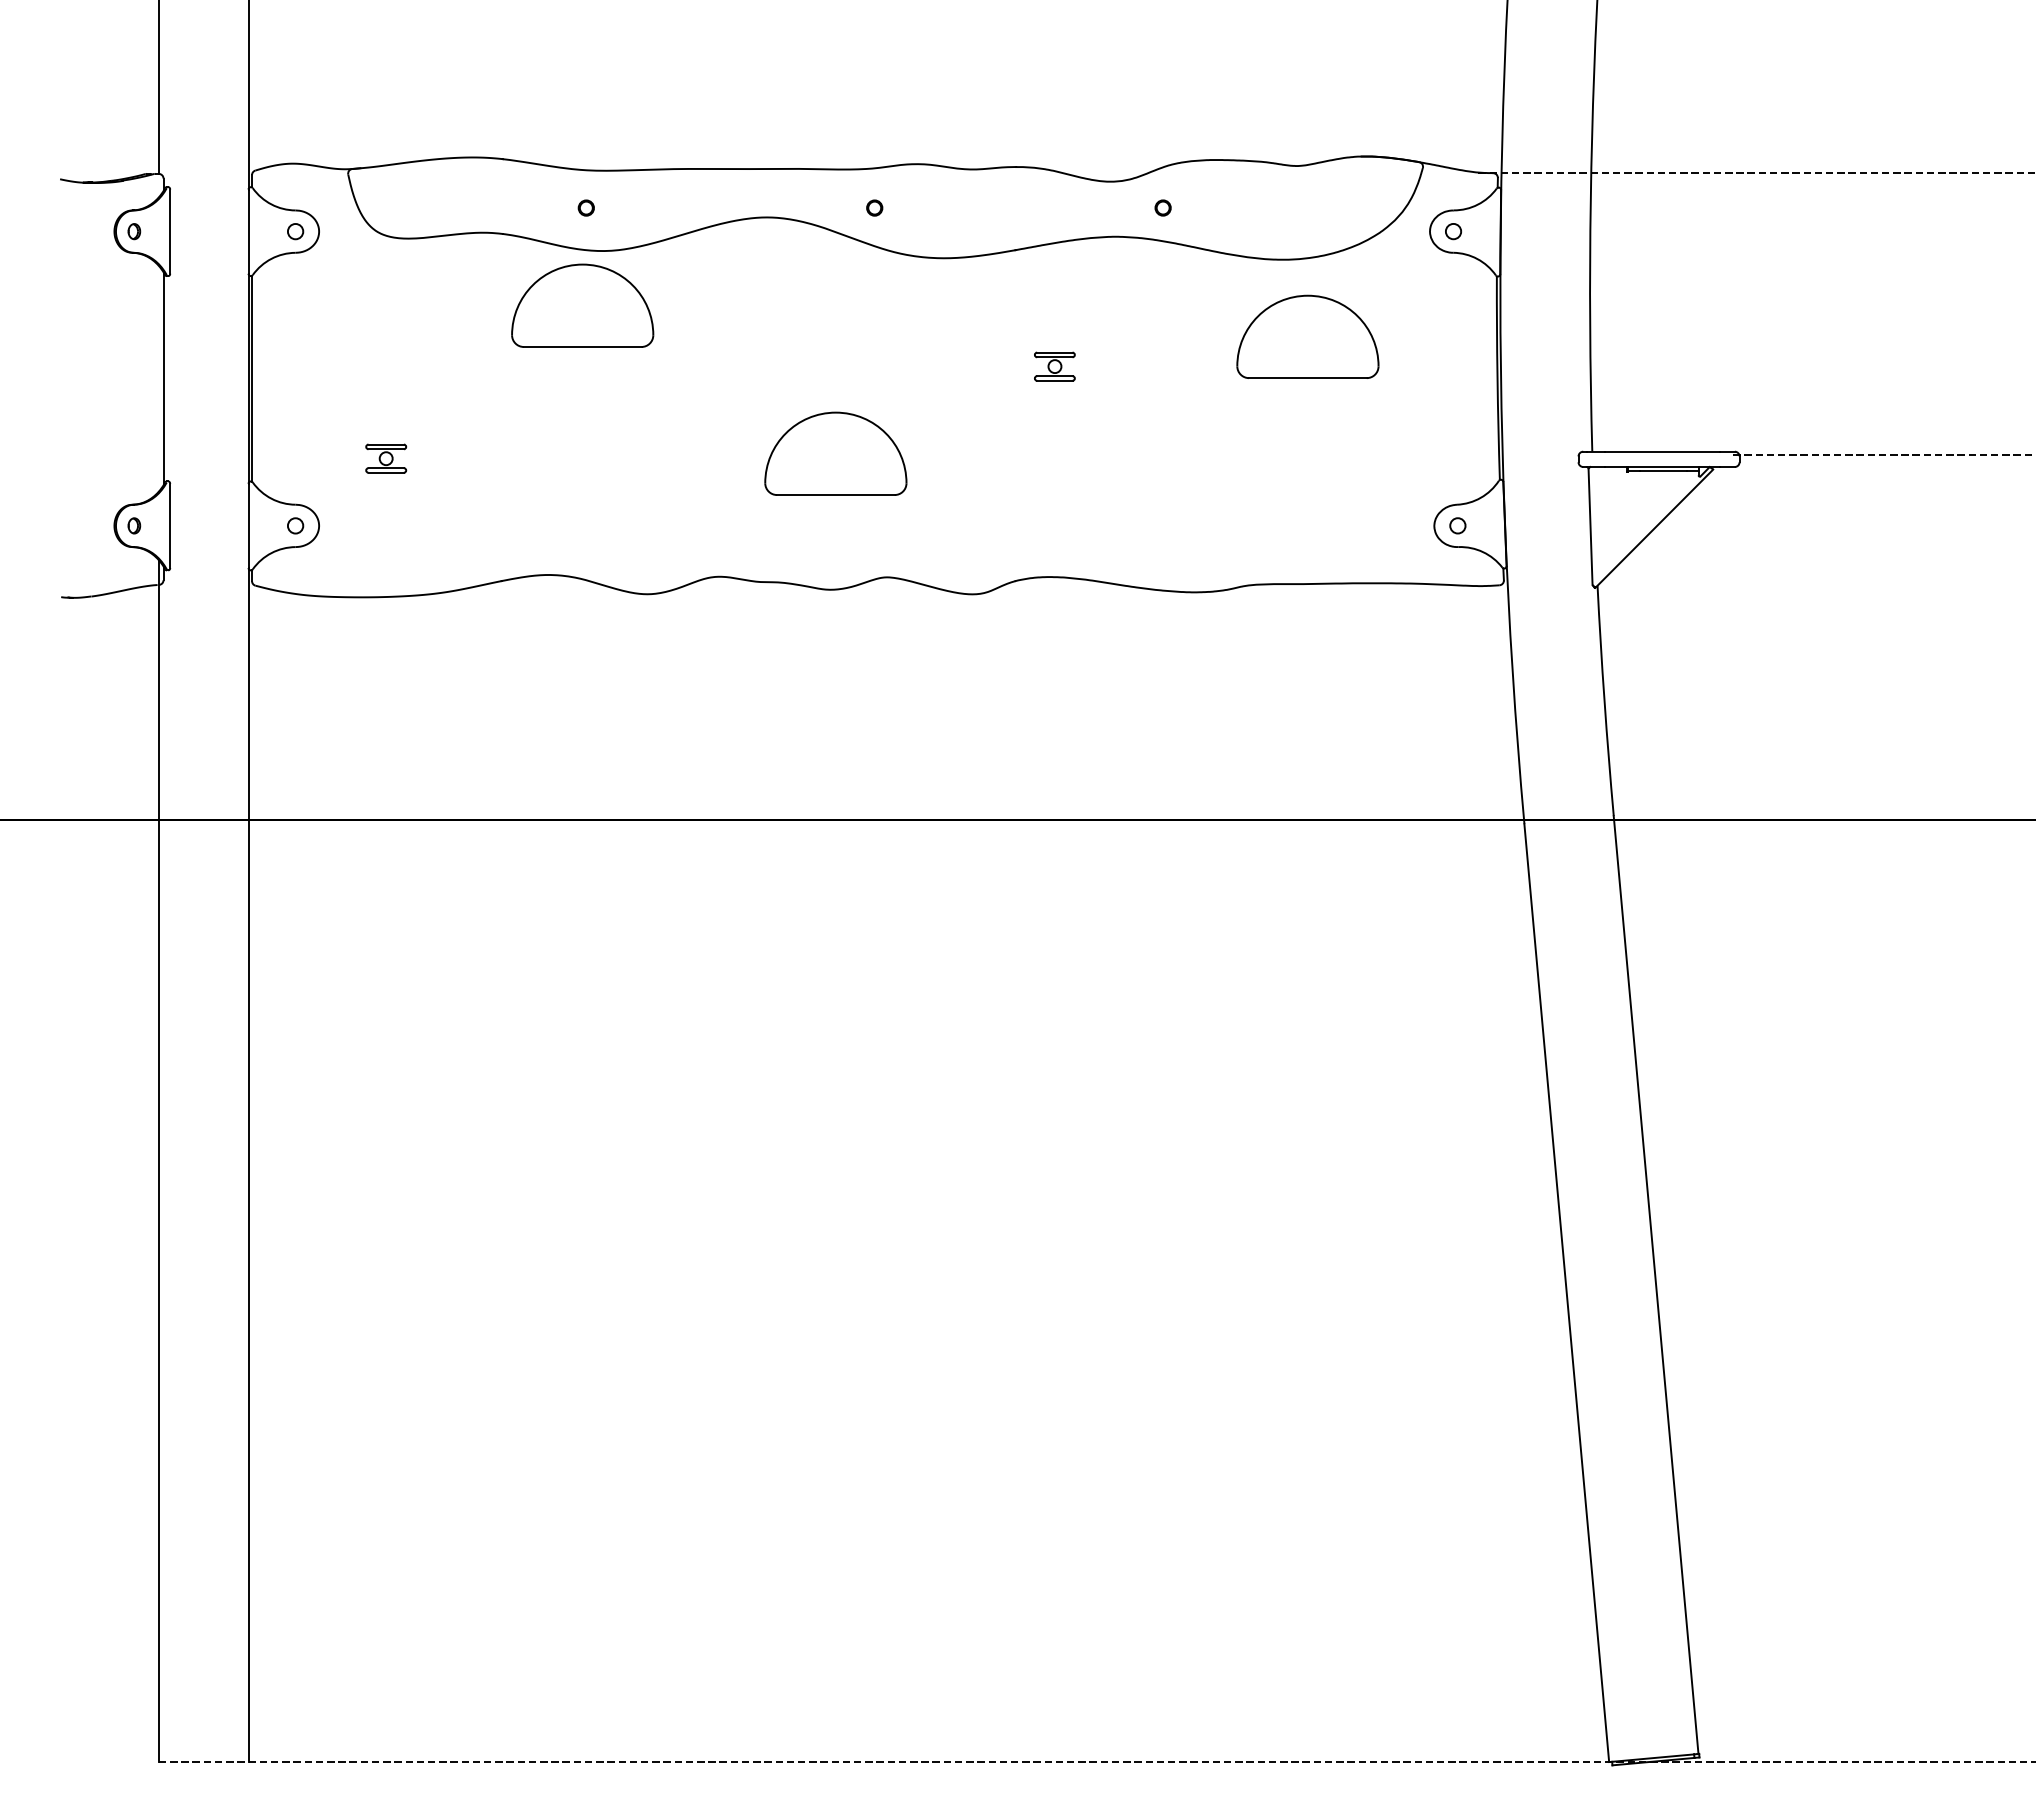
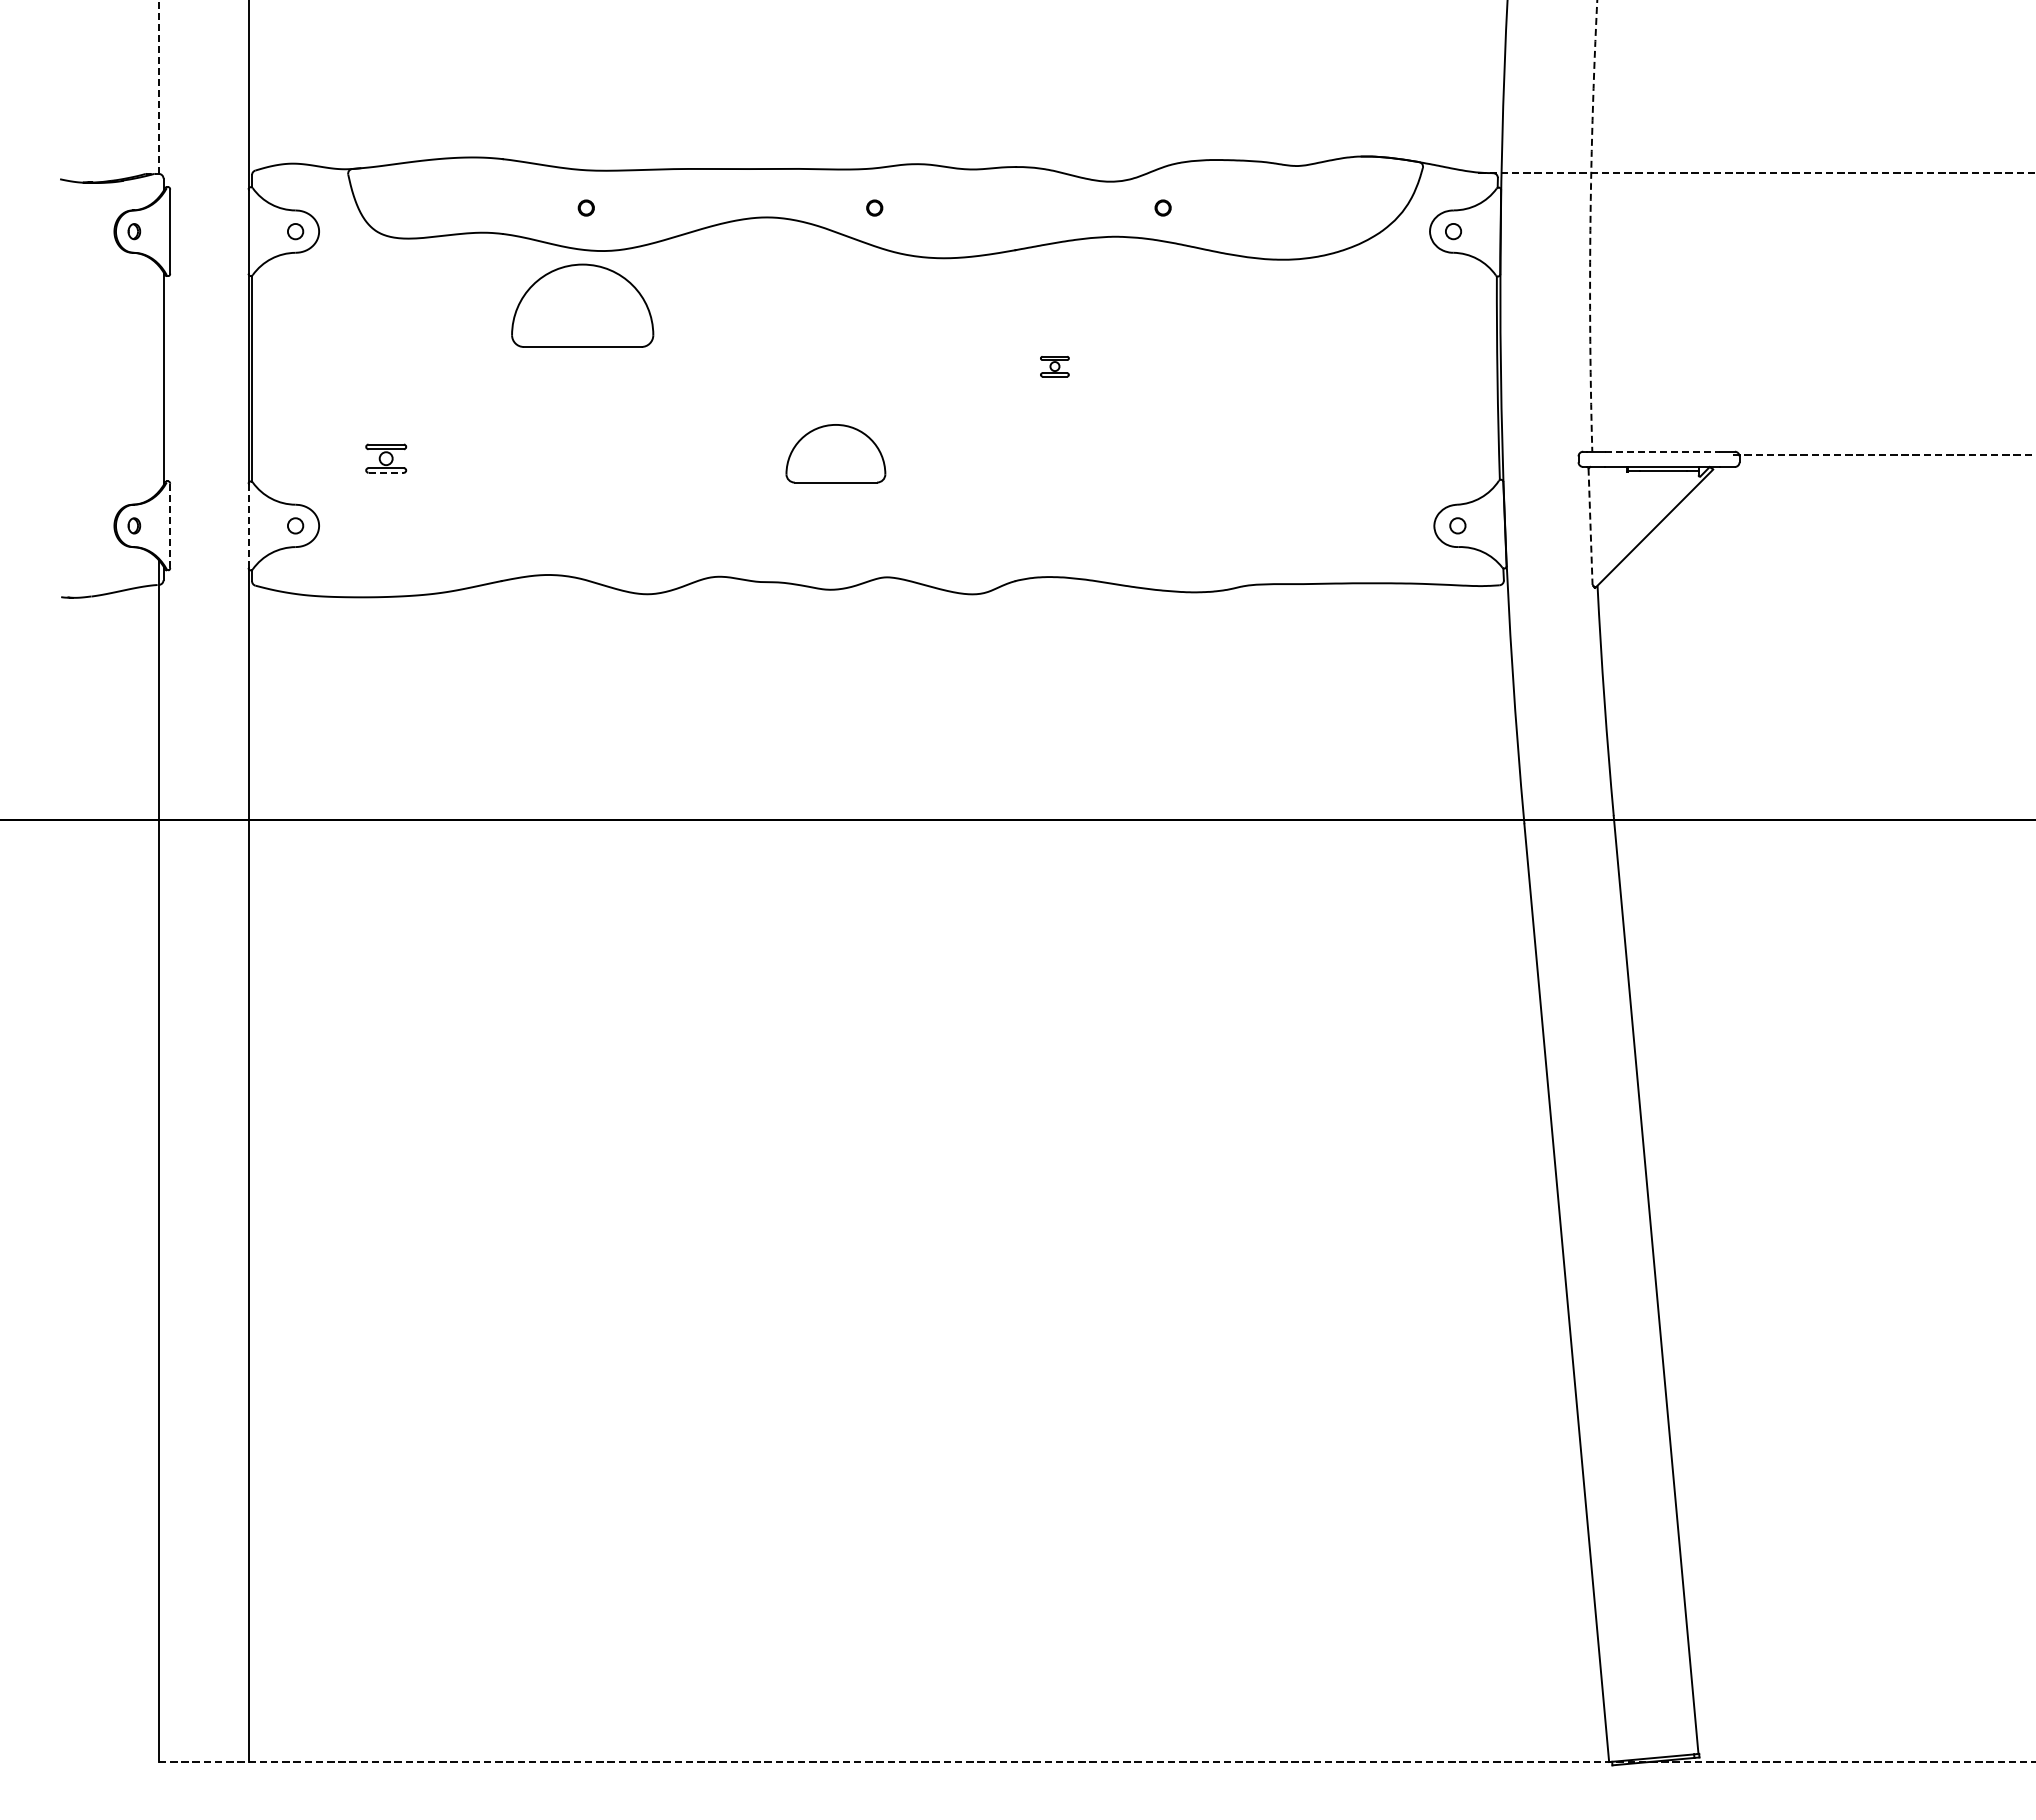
line: solid -> dashed (158, 86)
arc: solid -> dashed (1590, 225)
part: present -> none (1307, 336)
part size: 42x31 px -> 30x22 px (1054, 366)
line: solid -> dashed (1663, 451)
part size: 144x85 px -> 102x60 px (835, 453)
line: solid -> dashed (386, 472)
line: solid -> dashed (170, 525)
line: solid -> dashed (248, 525)
line: solid -> dashed (1590, 527)
